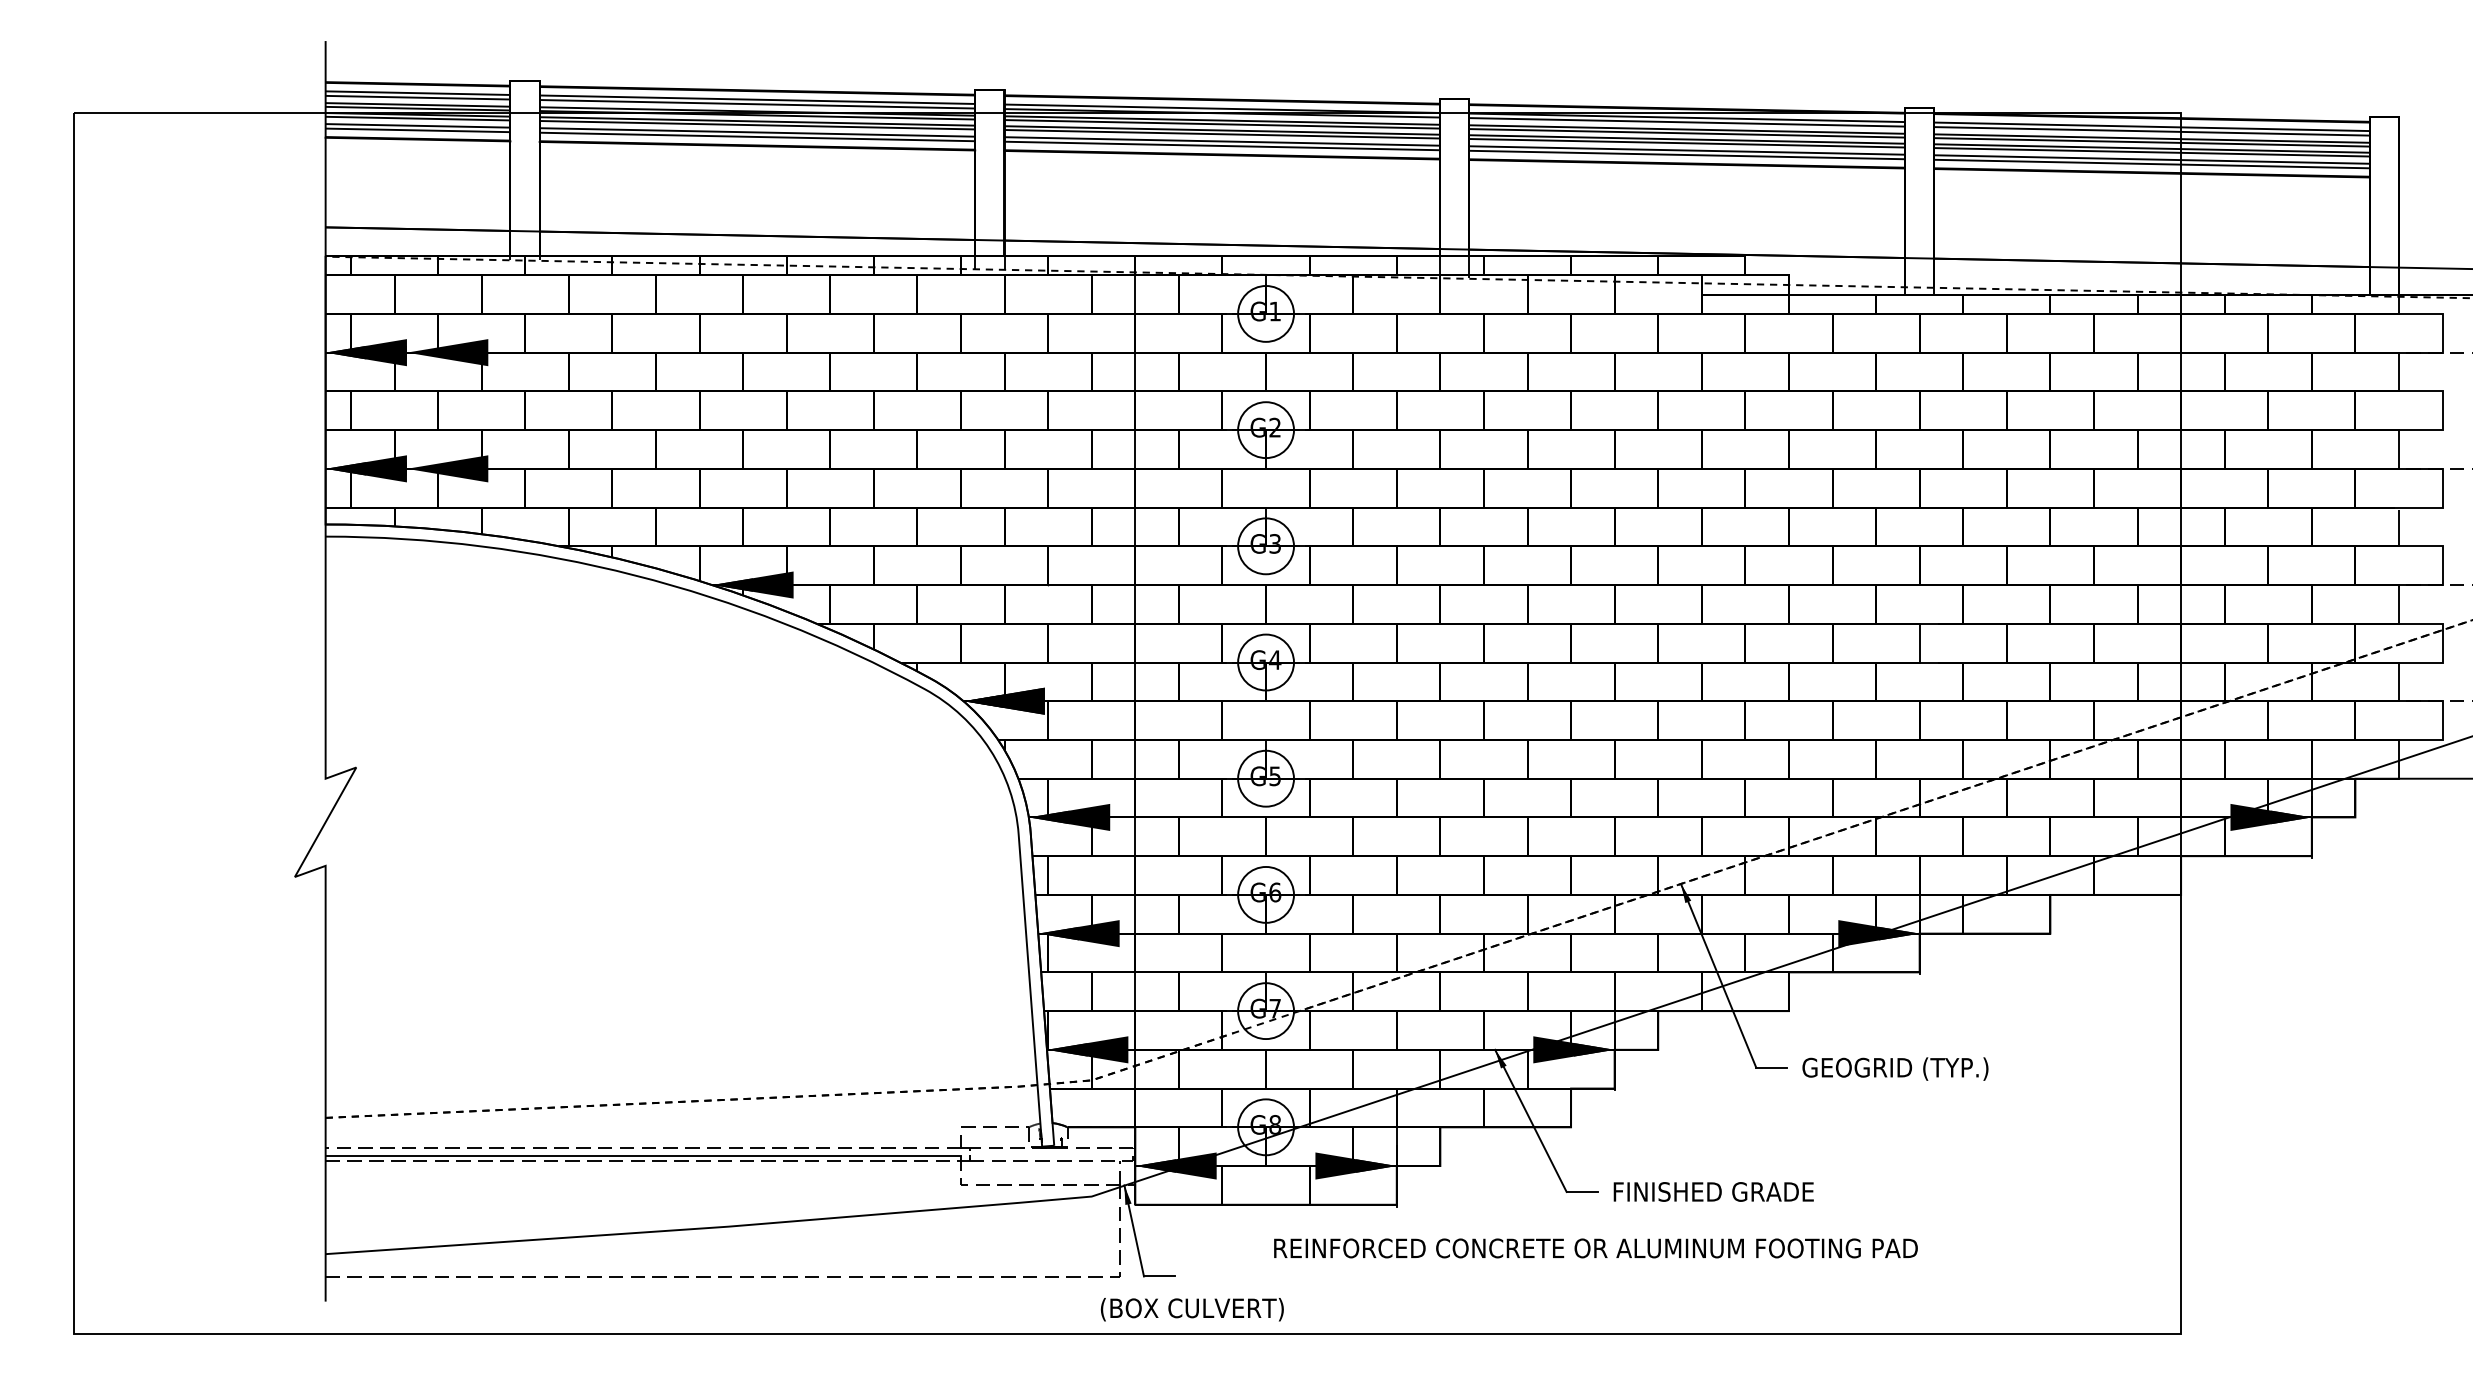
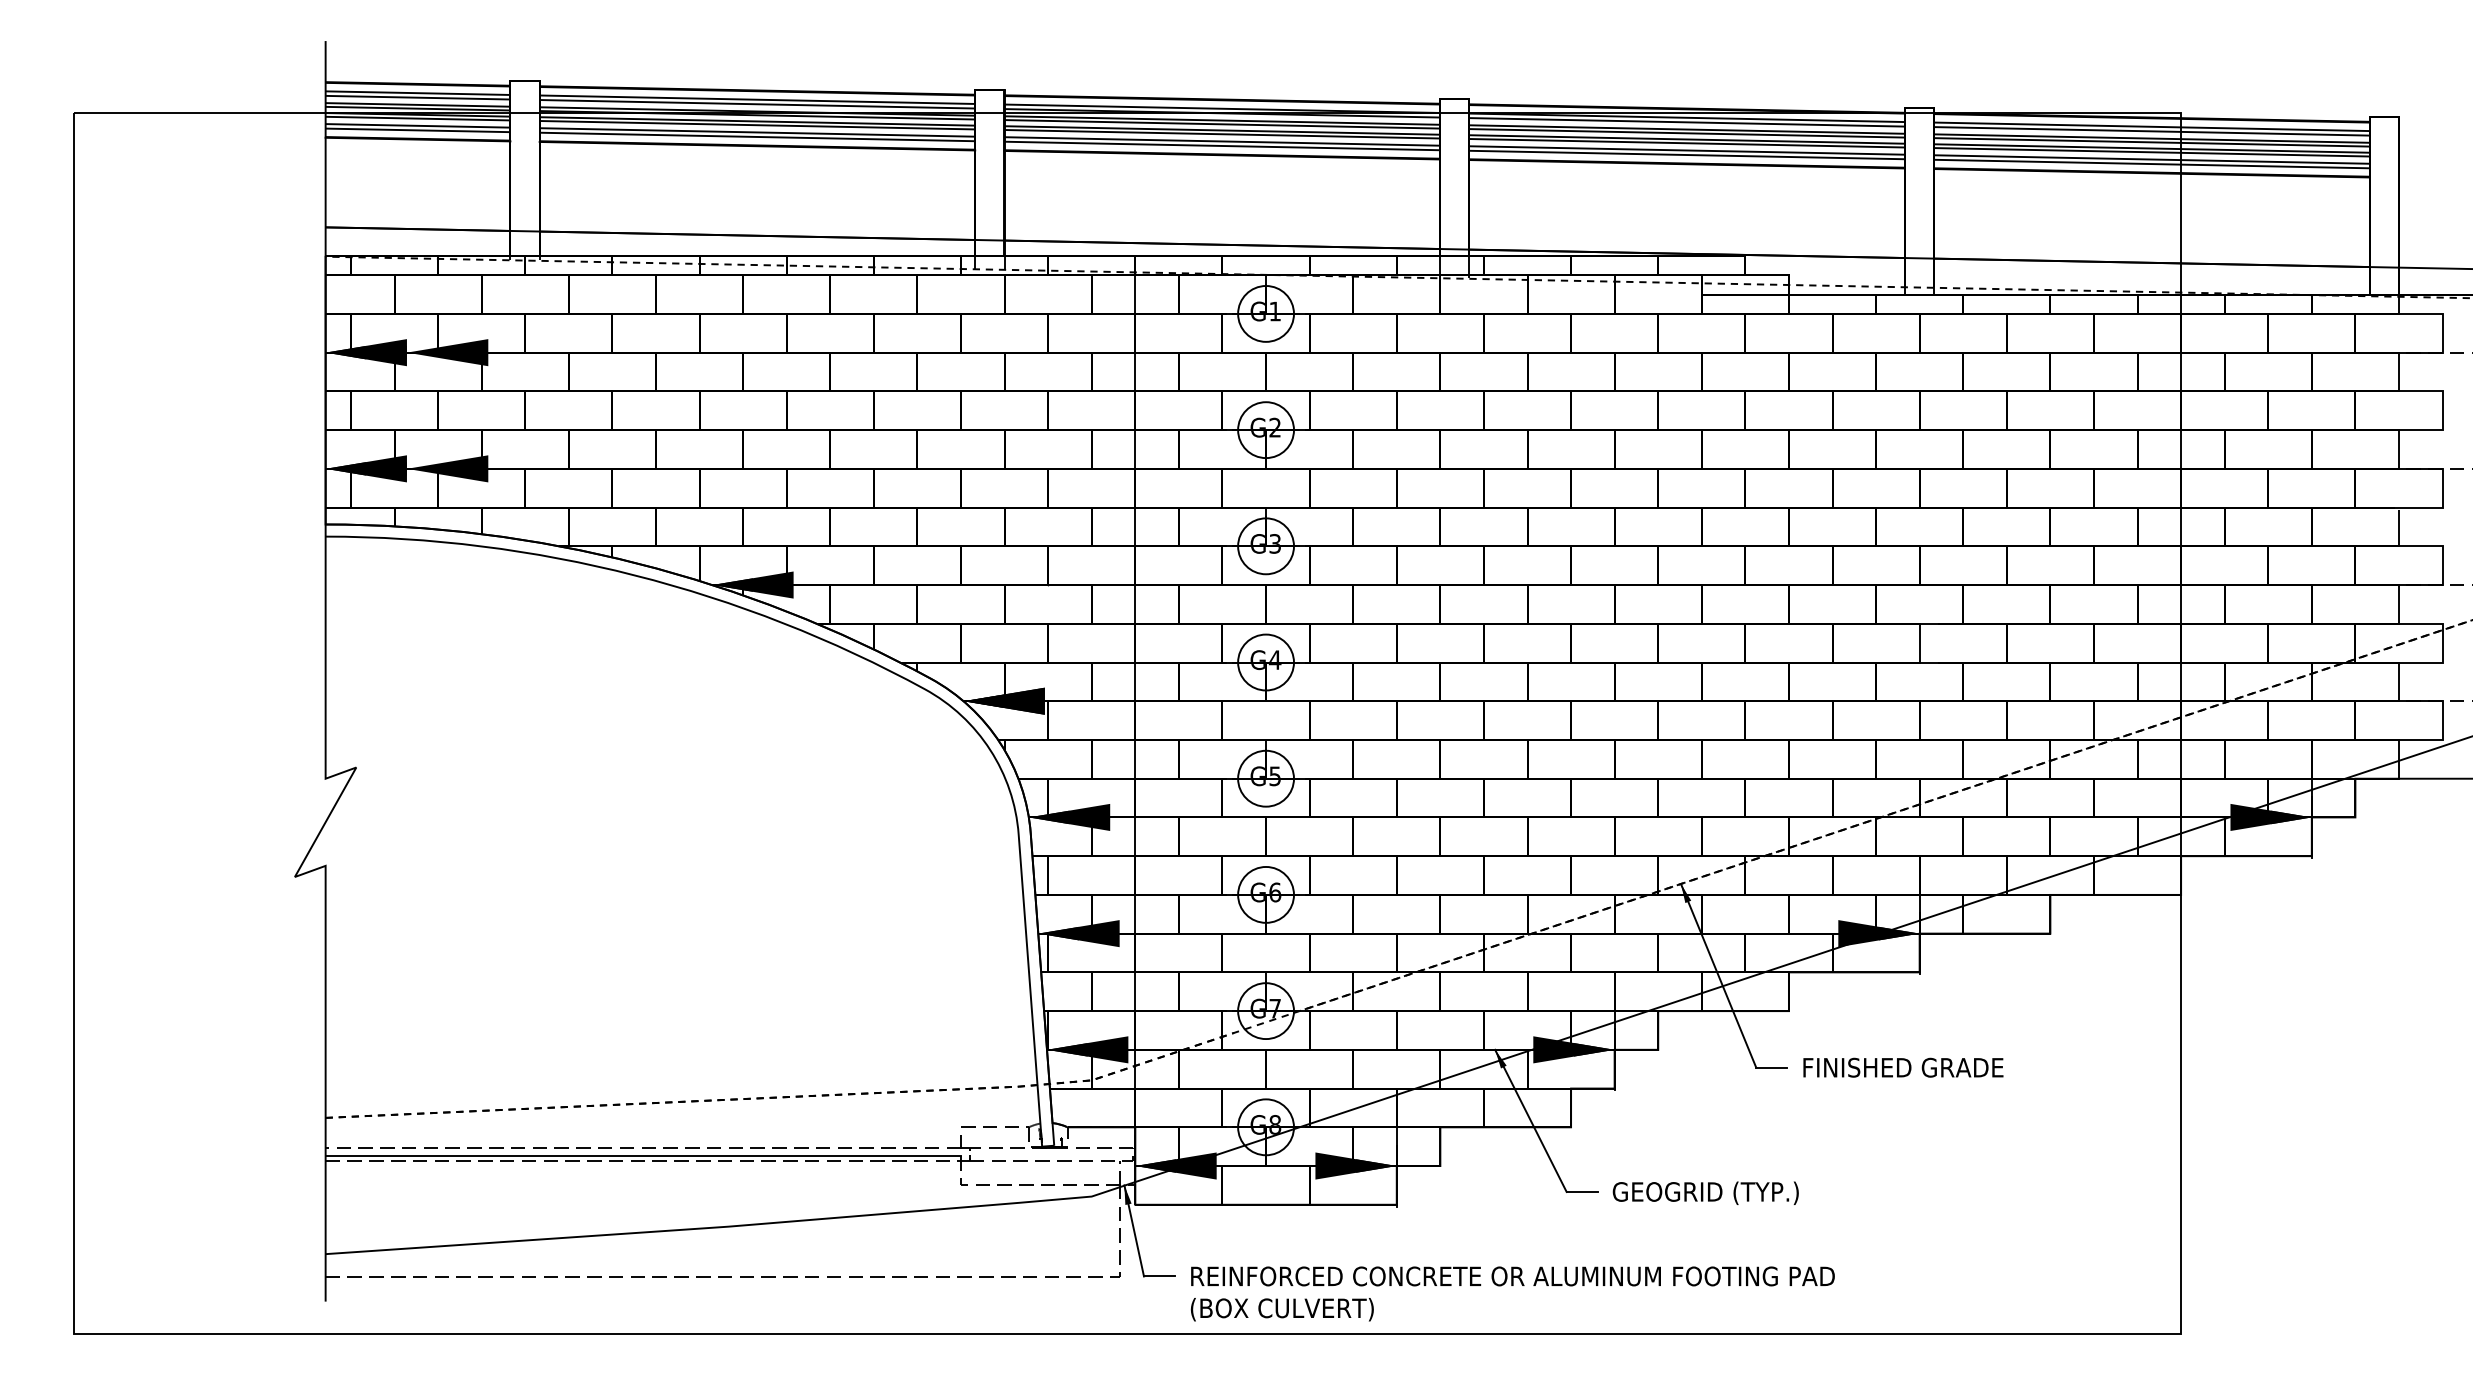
text: GEOGRID (TYP.) -> FINISHED GRADE (1902, 1068)
text: FINISHED GRADE -> GEOGRID (TYP.) (1712, 1193)
text position: (1595, 1248) -> (1512, 1276) (1512, 1276)
text position: (1191, 1309) -> (1281, 1309) (1281, 1309)
